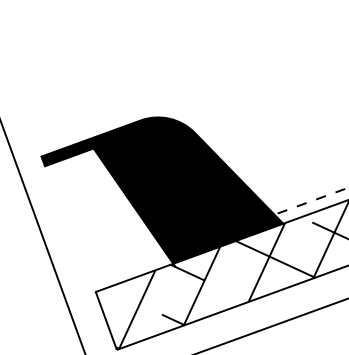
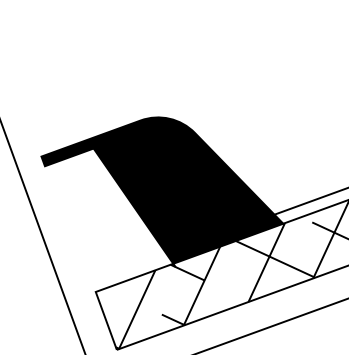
line: dashed -> solid (311, 201)
